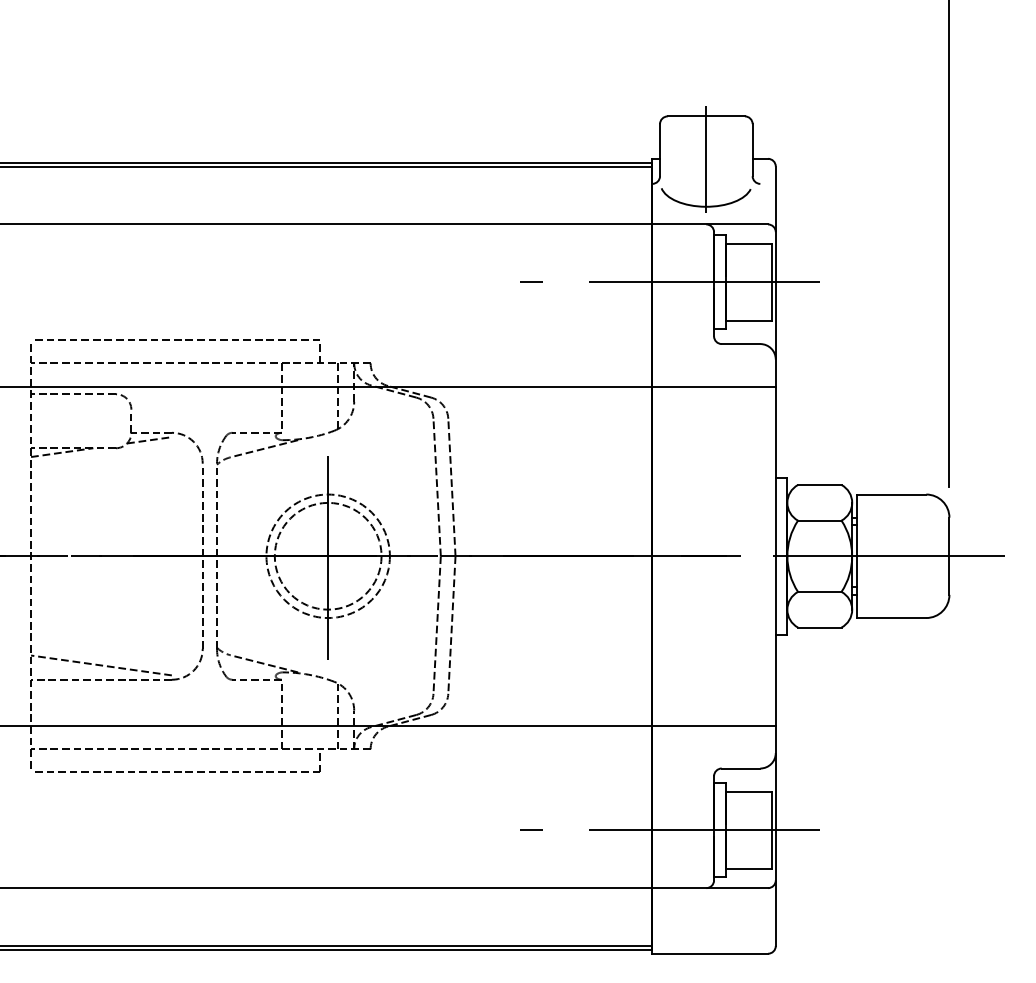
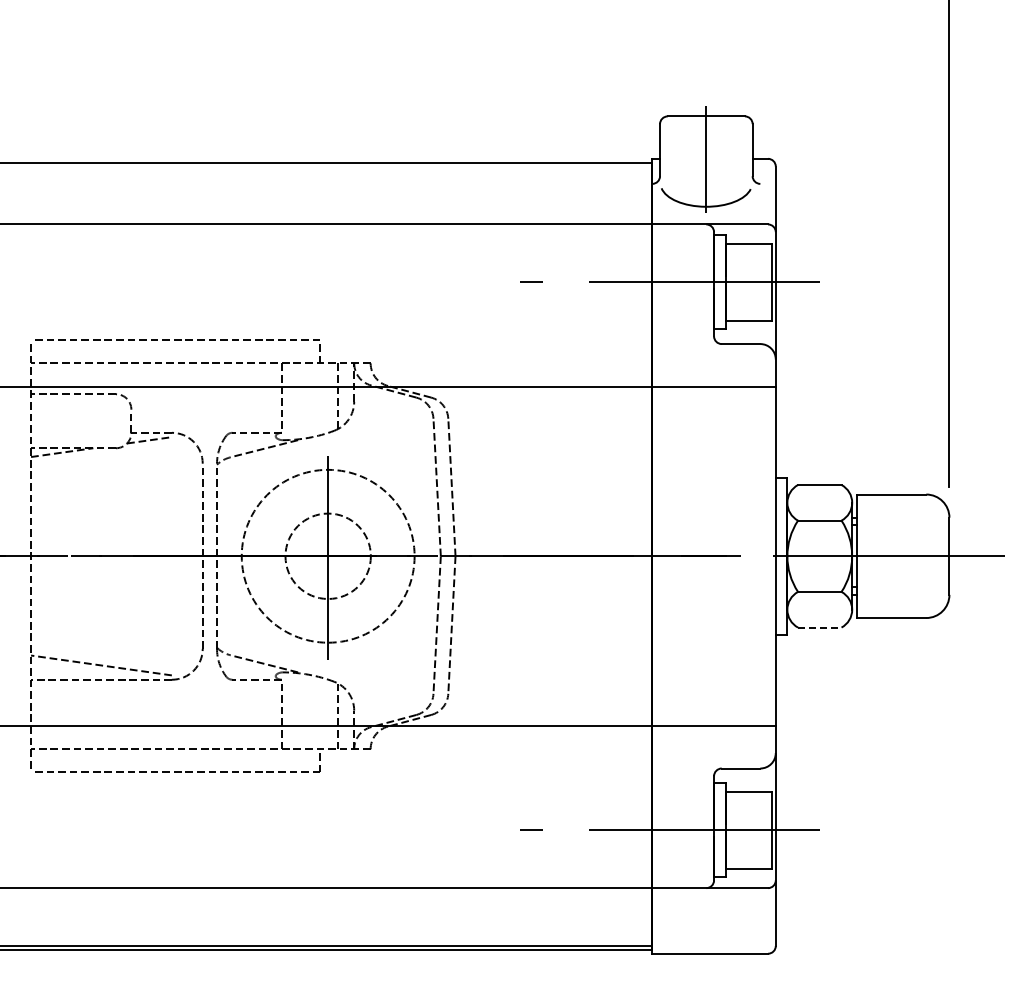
line: present -> none (327, 166)
circle diameter: 107 px -> 85 px (327, 556)
circle diameter: 123 px -> 173 px (327, 555)
line: solid -> dashed (819, 627)
